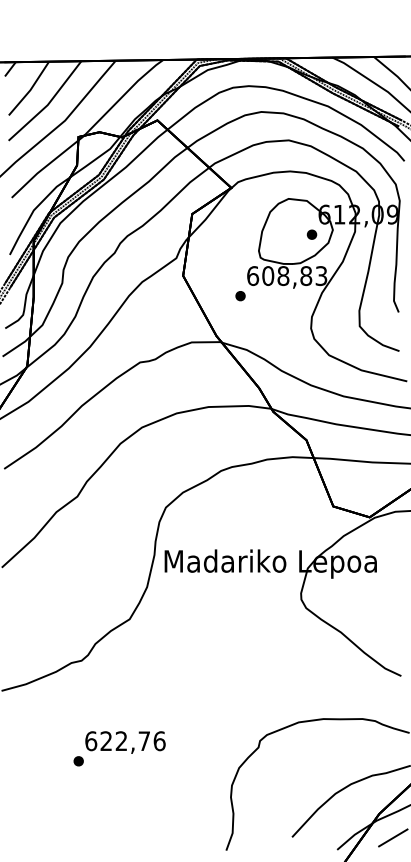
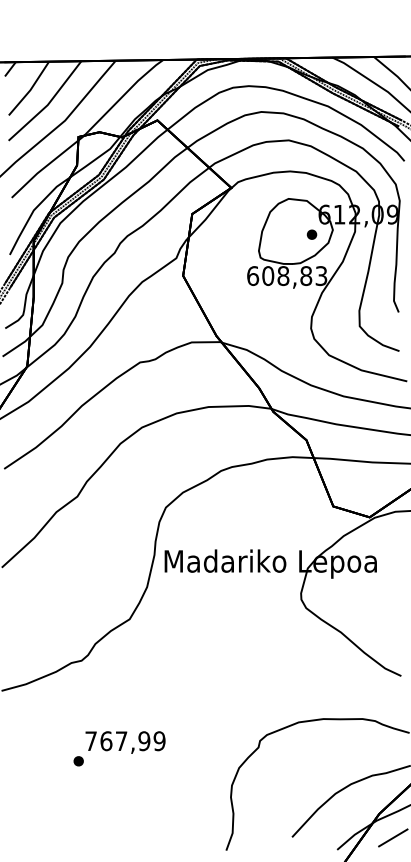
part: present -> none (240, 296)
text: 622,76 -> 767,99 (125, 741)
